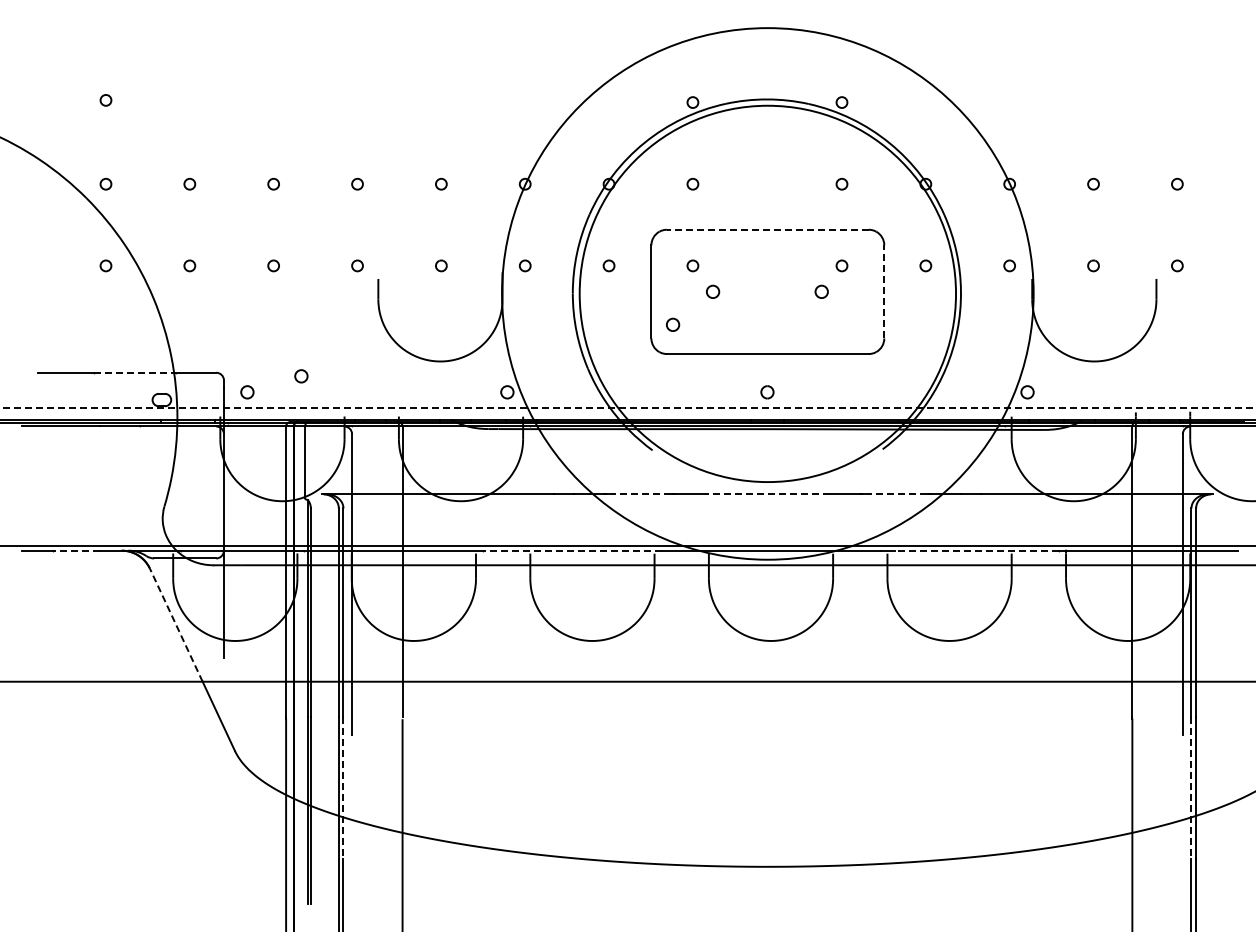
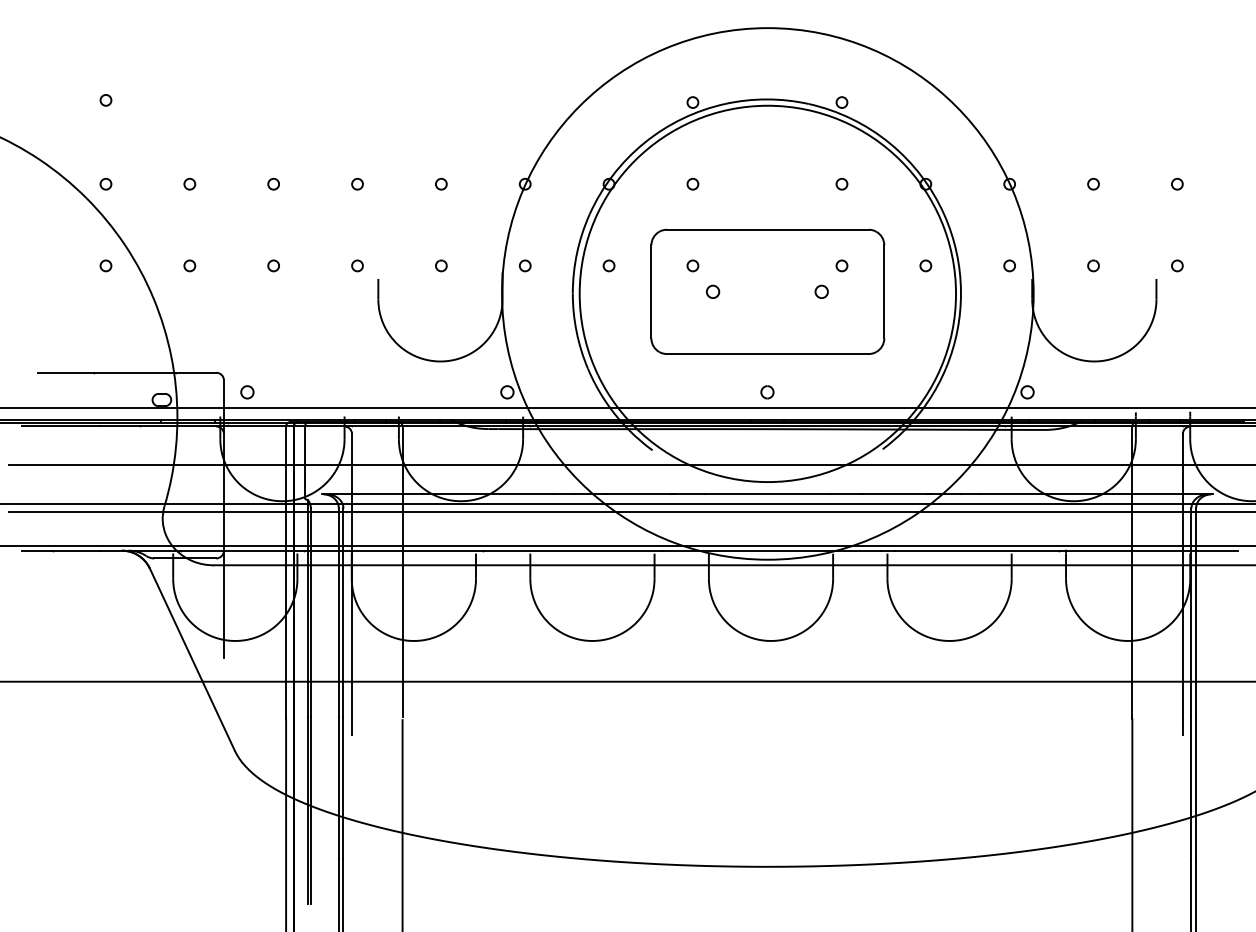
line: dashed -> solid (767, 229)
line: dashed -> solid (884, 291)
circle: present -> none (673, 324)
line: dashed -> solid (135, 372)
circle: present -> none (301, 376)
line: dashed -> solid (627, 407)
line: none -> present (630, 465)
line: dashed -> solid (639, 494)
line: dashed -> solid (767, 494)
line: dashed -> solid (895, 494)
line: none -> present (627, 503)
line: none -> present (630, 511)
line: dashed -> solid (76, 550)
line: dashed -> solid (571, 550)
line: dashed -> solid (977, 550)
line: dashed -> solid (176, 624)
line: dashed -> solid (343, 788)
line: dashed -> solid (1191, 788)
